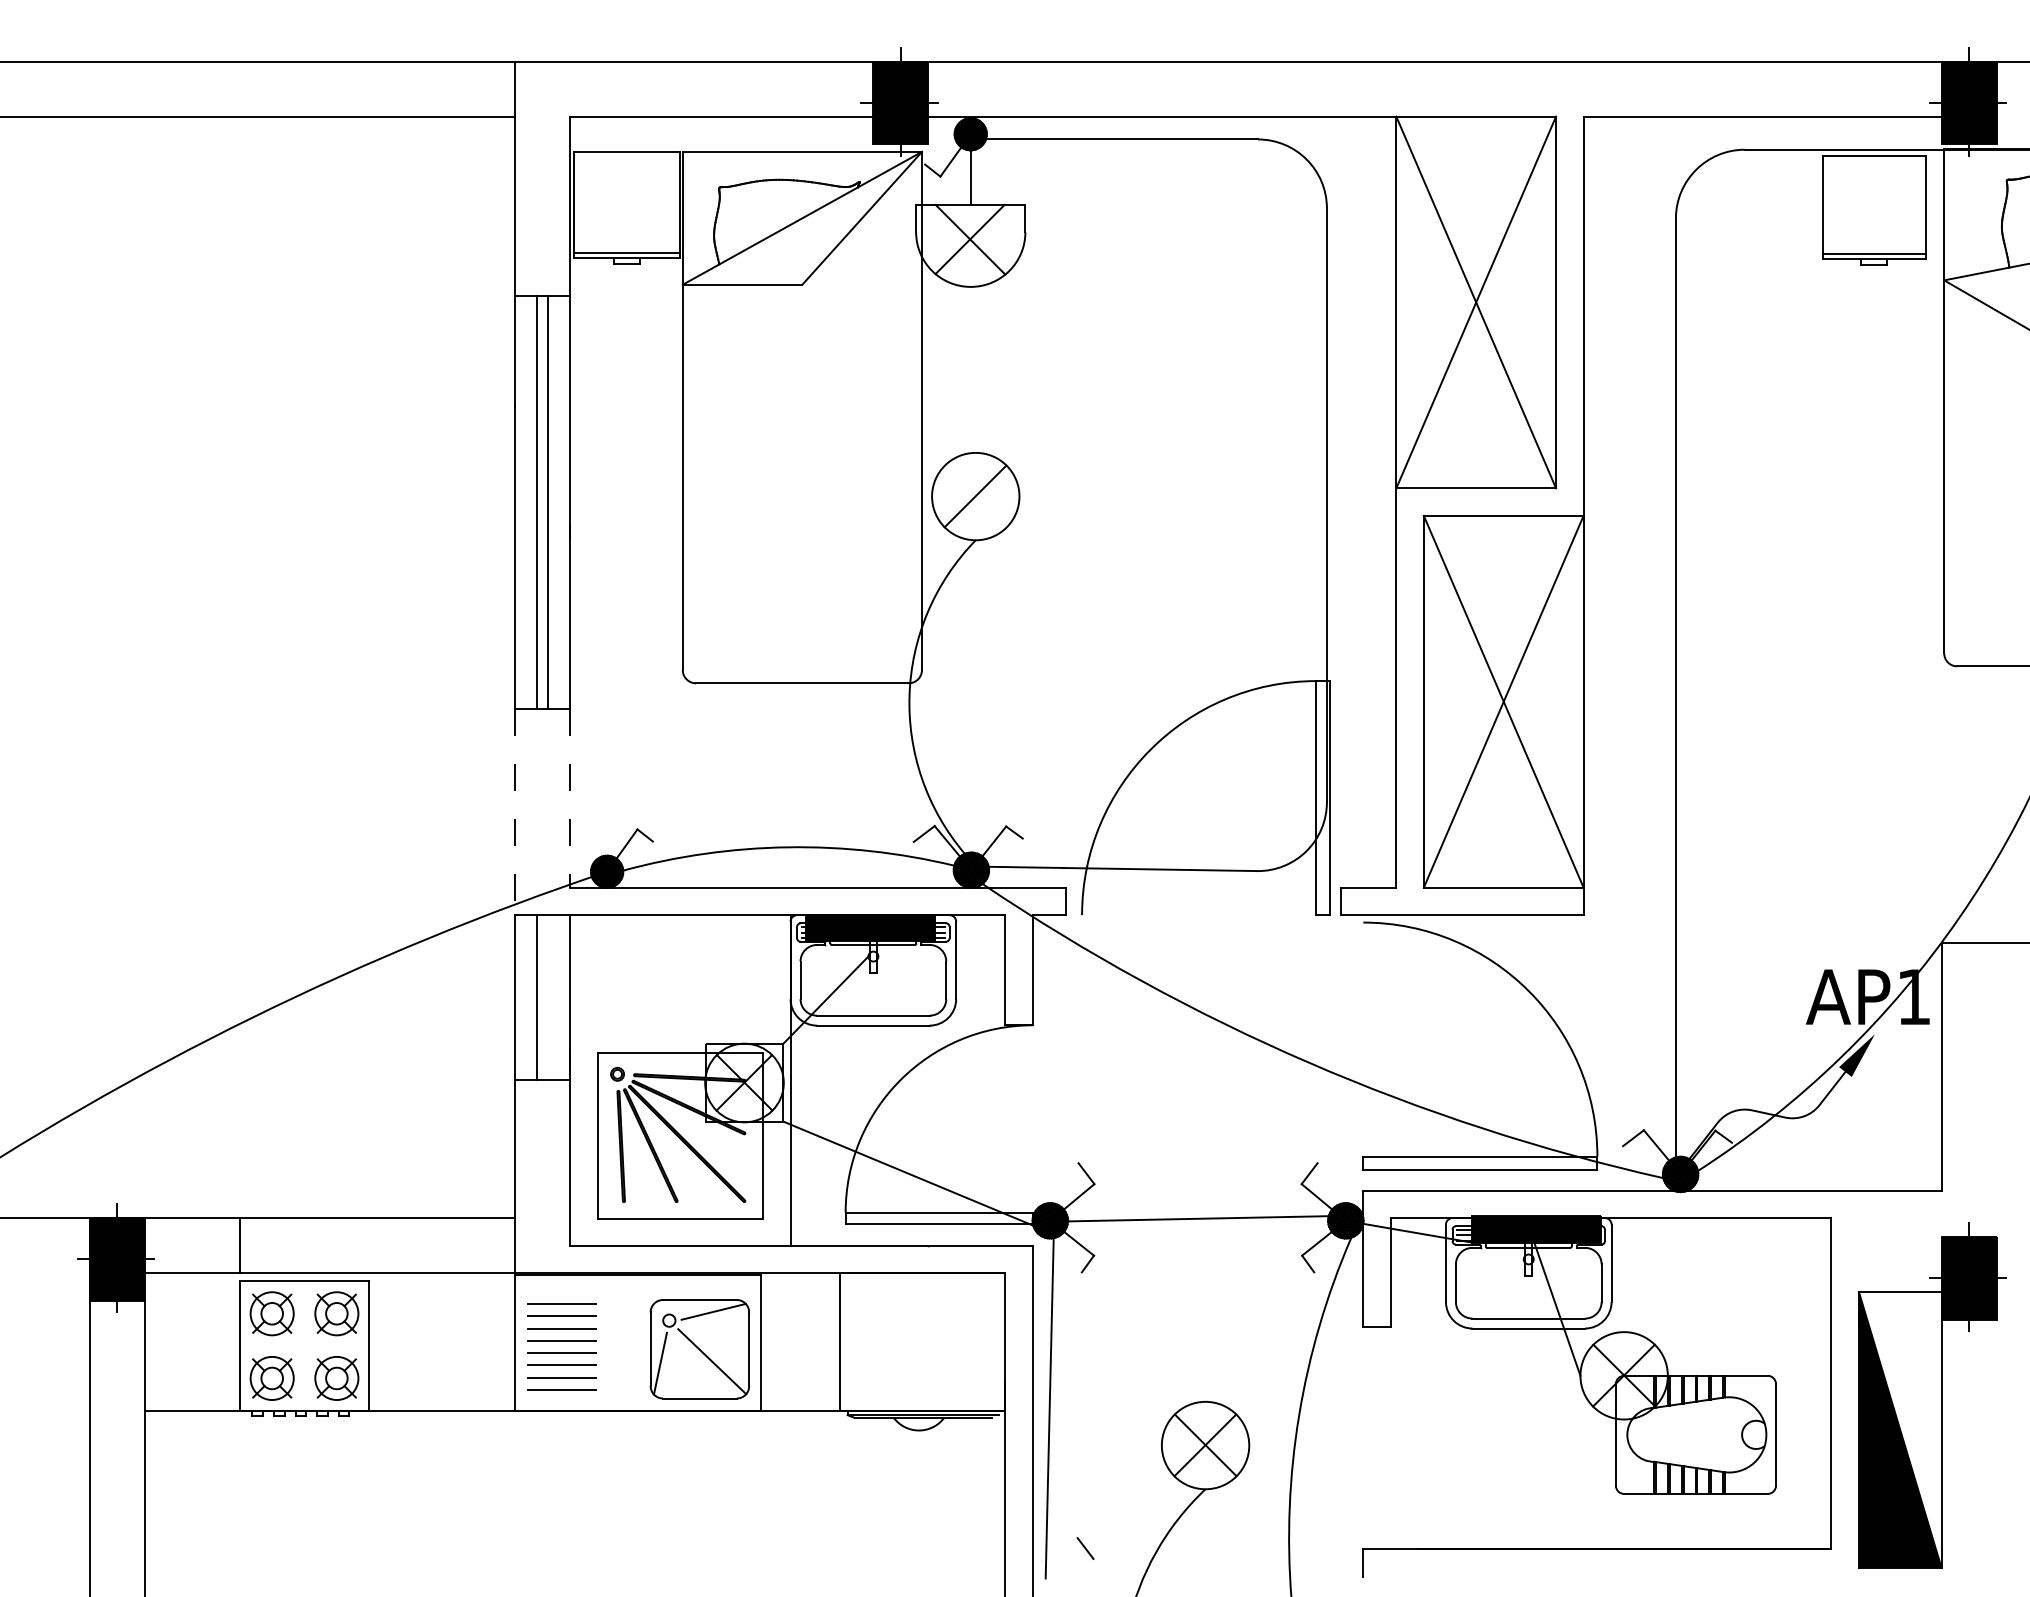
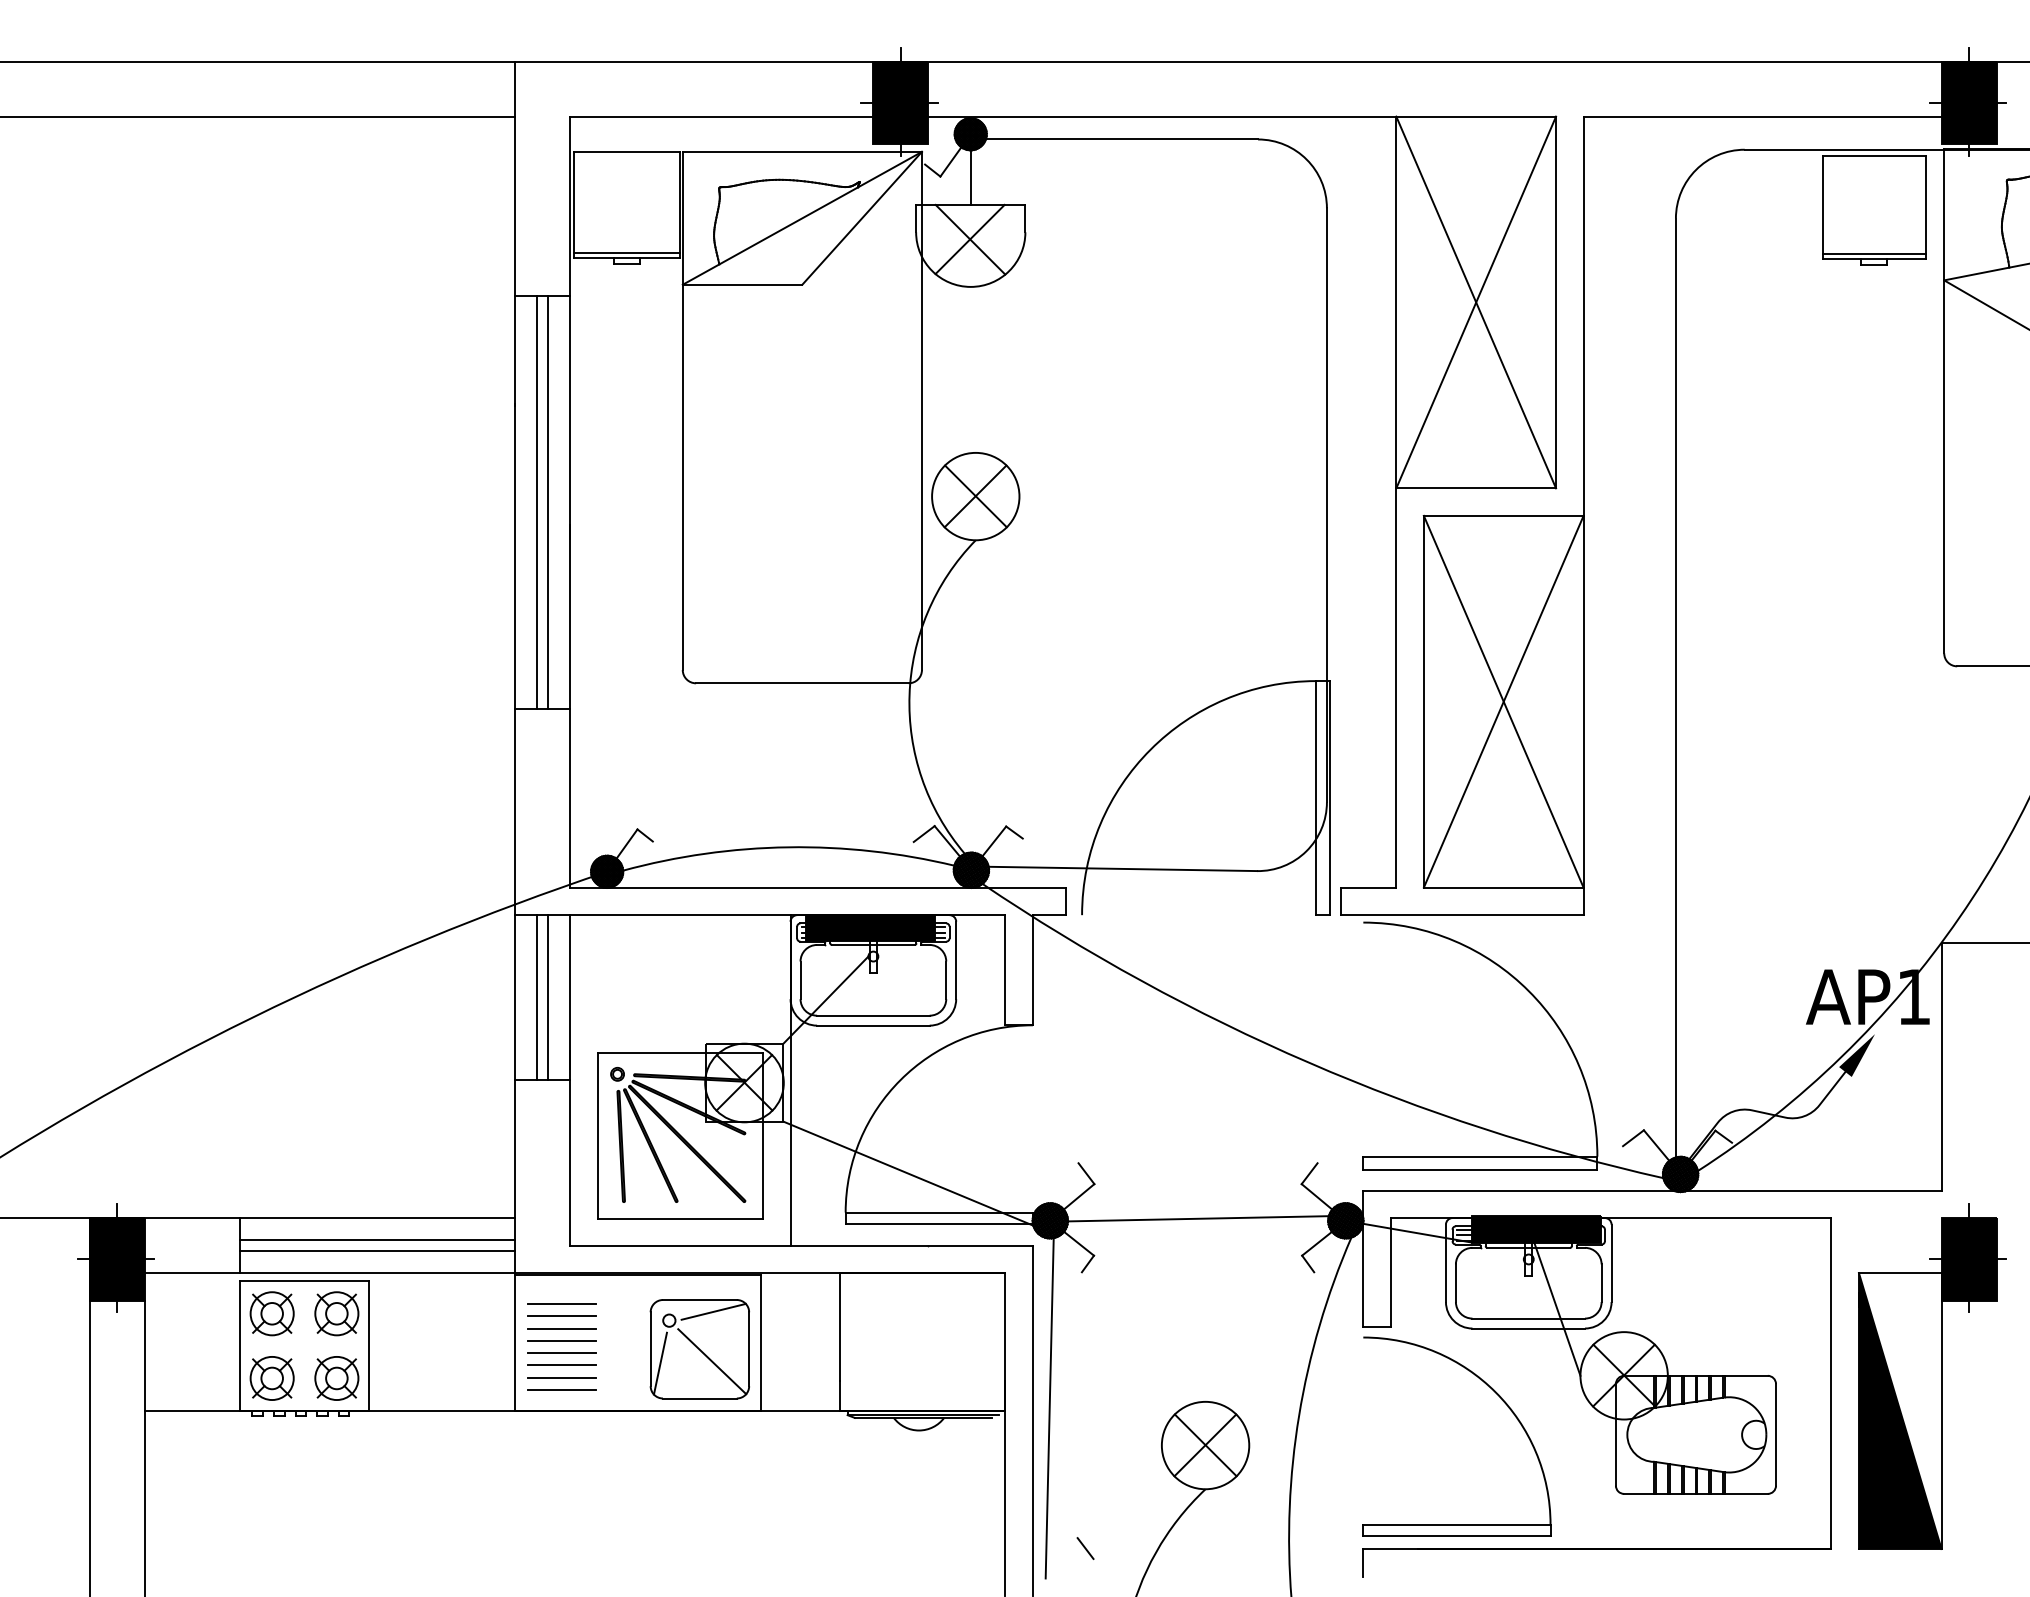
line: none -> present (975, 496)
line: dashed -> solid (570, 798)
line: dashed -> solid (515, 812)
line: none -> present (548, 997)
line: none -> present (377, 1240)
line: none -> present (377, 1251)
part position: (1932, 1395) -> (1932, 1376) (1932, 1376)
part: none -> present (1502, 1401)
